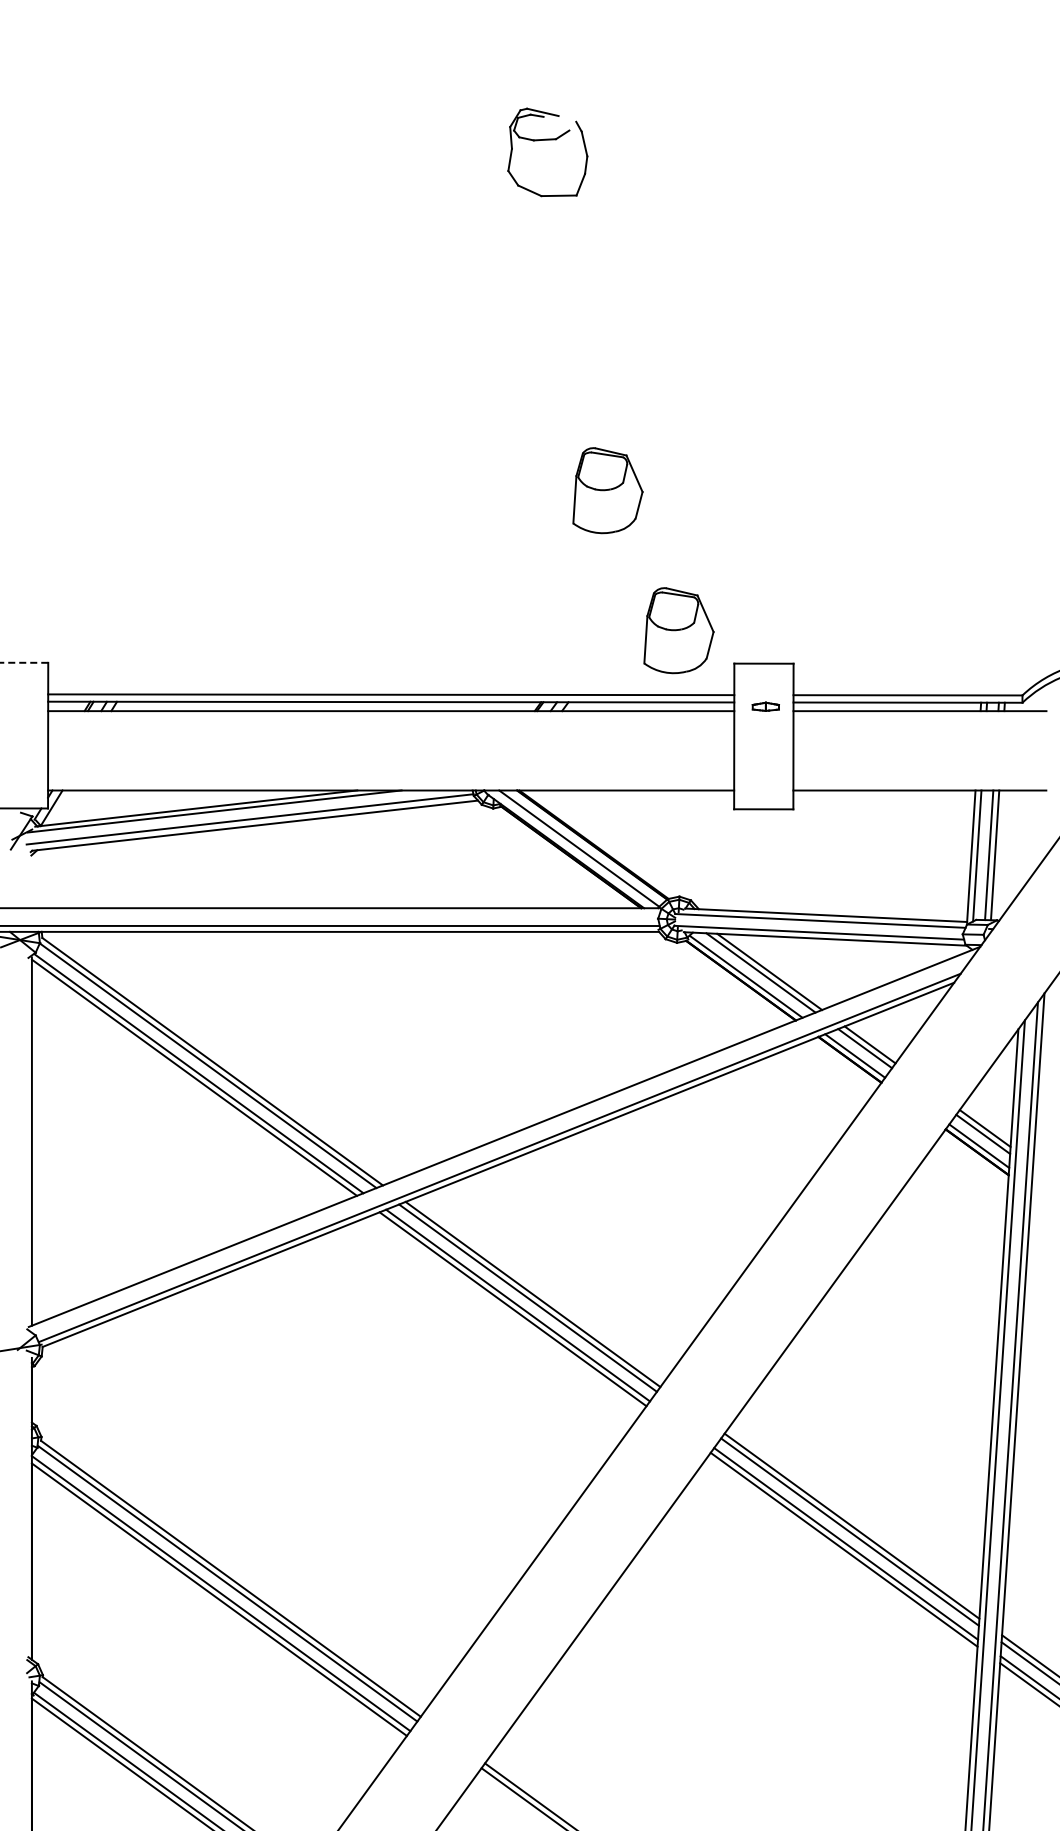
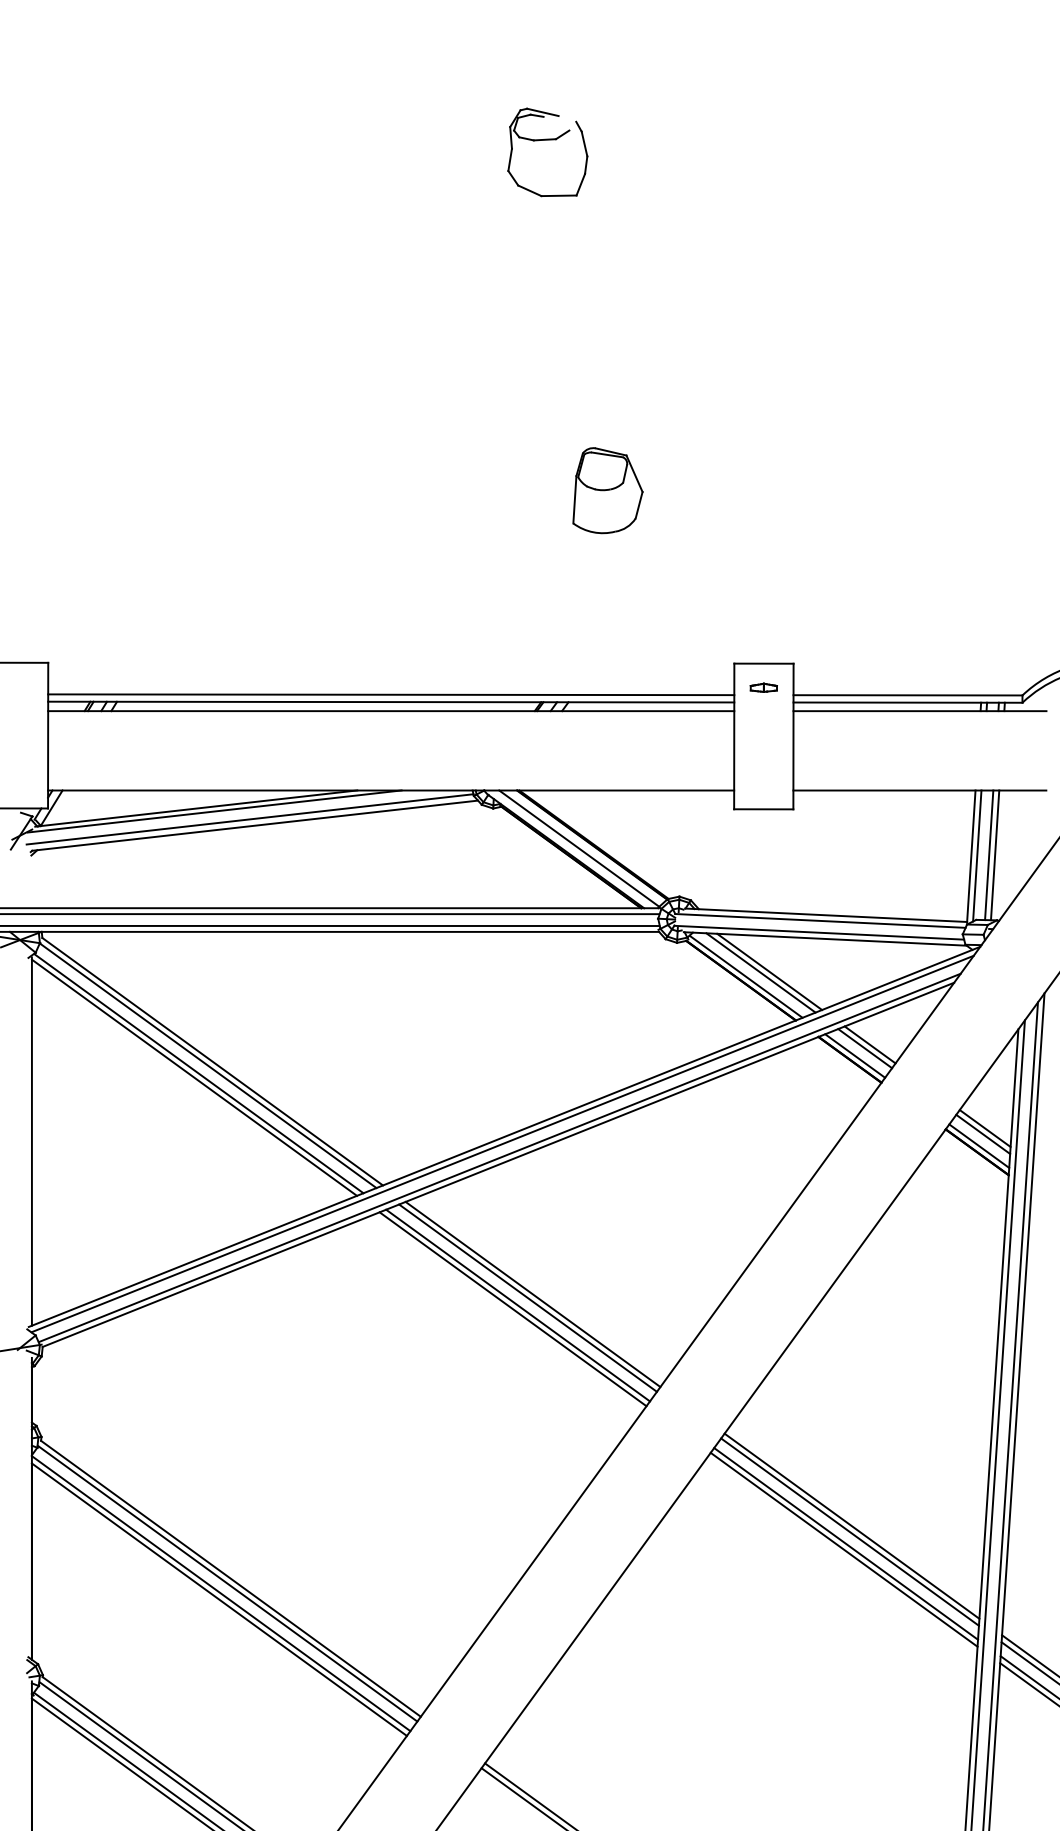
part: present -> none (678, 630)
line: dashed -> solid (24, 662)
part position: (765, 706) -> (763, 687) (763, 687)
line: none -> present (330, 914)
line: none -> present (502, 1143)
